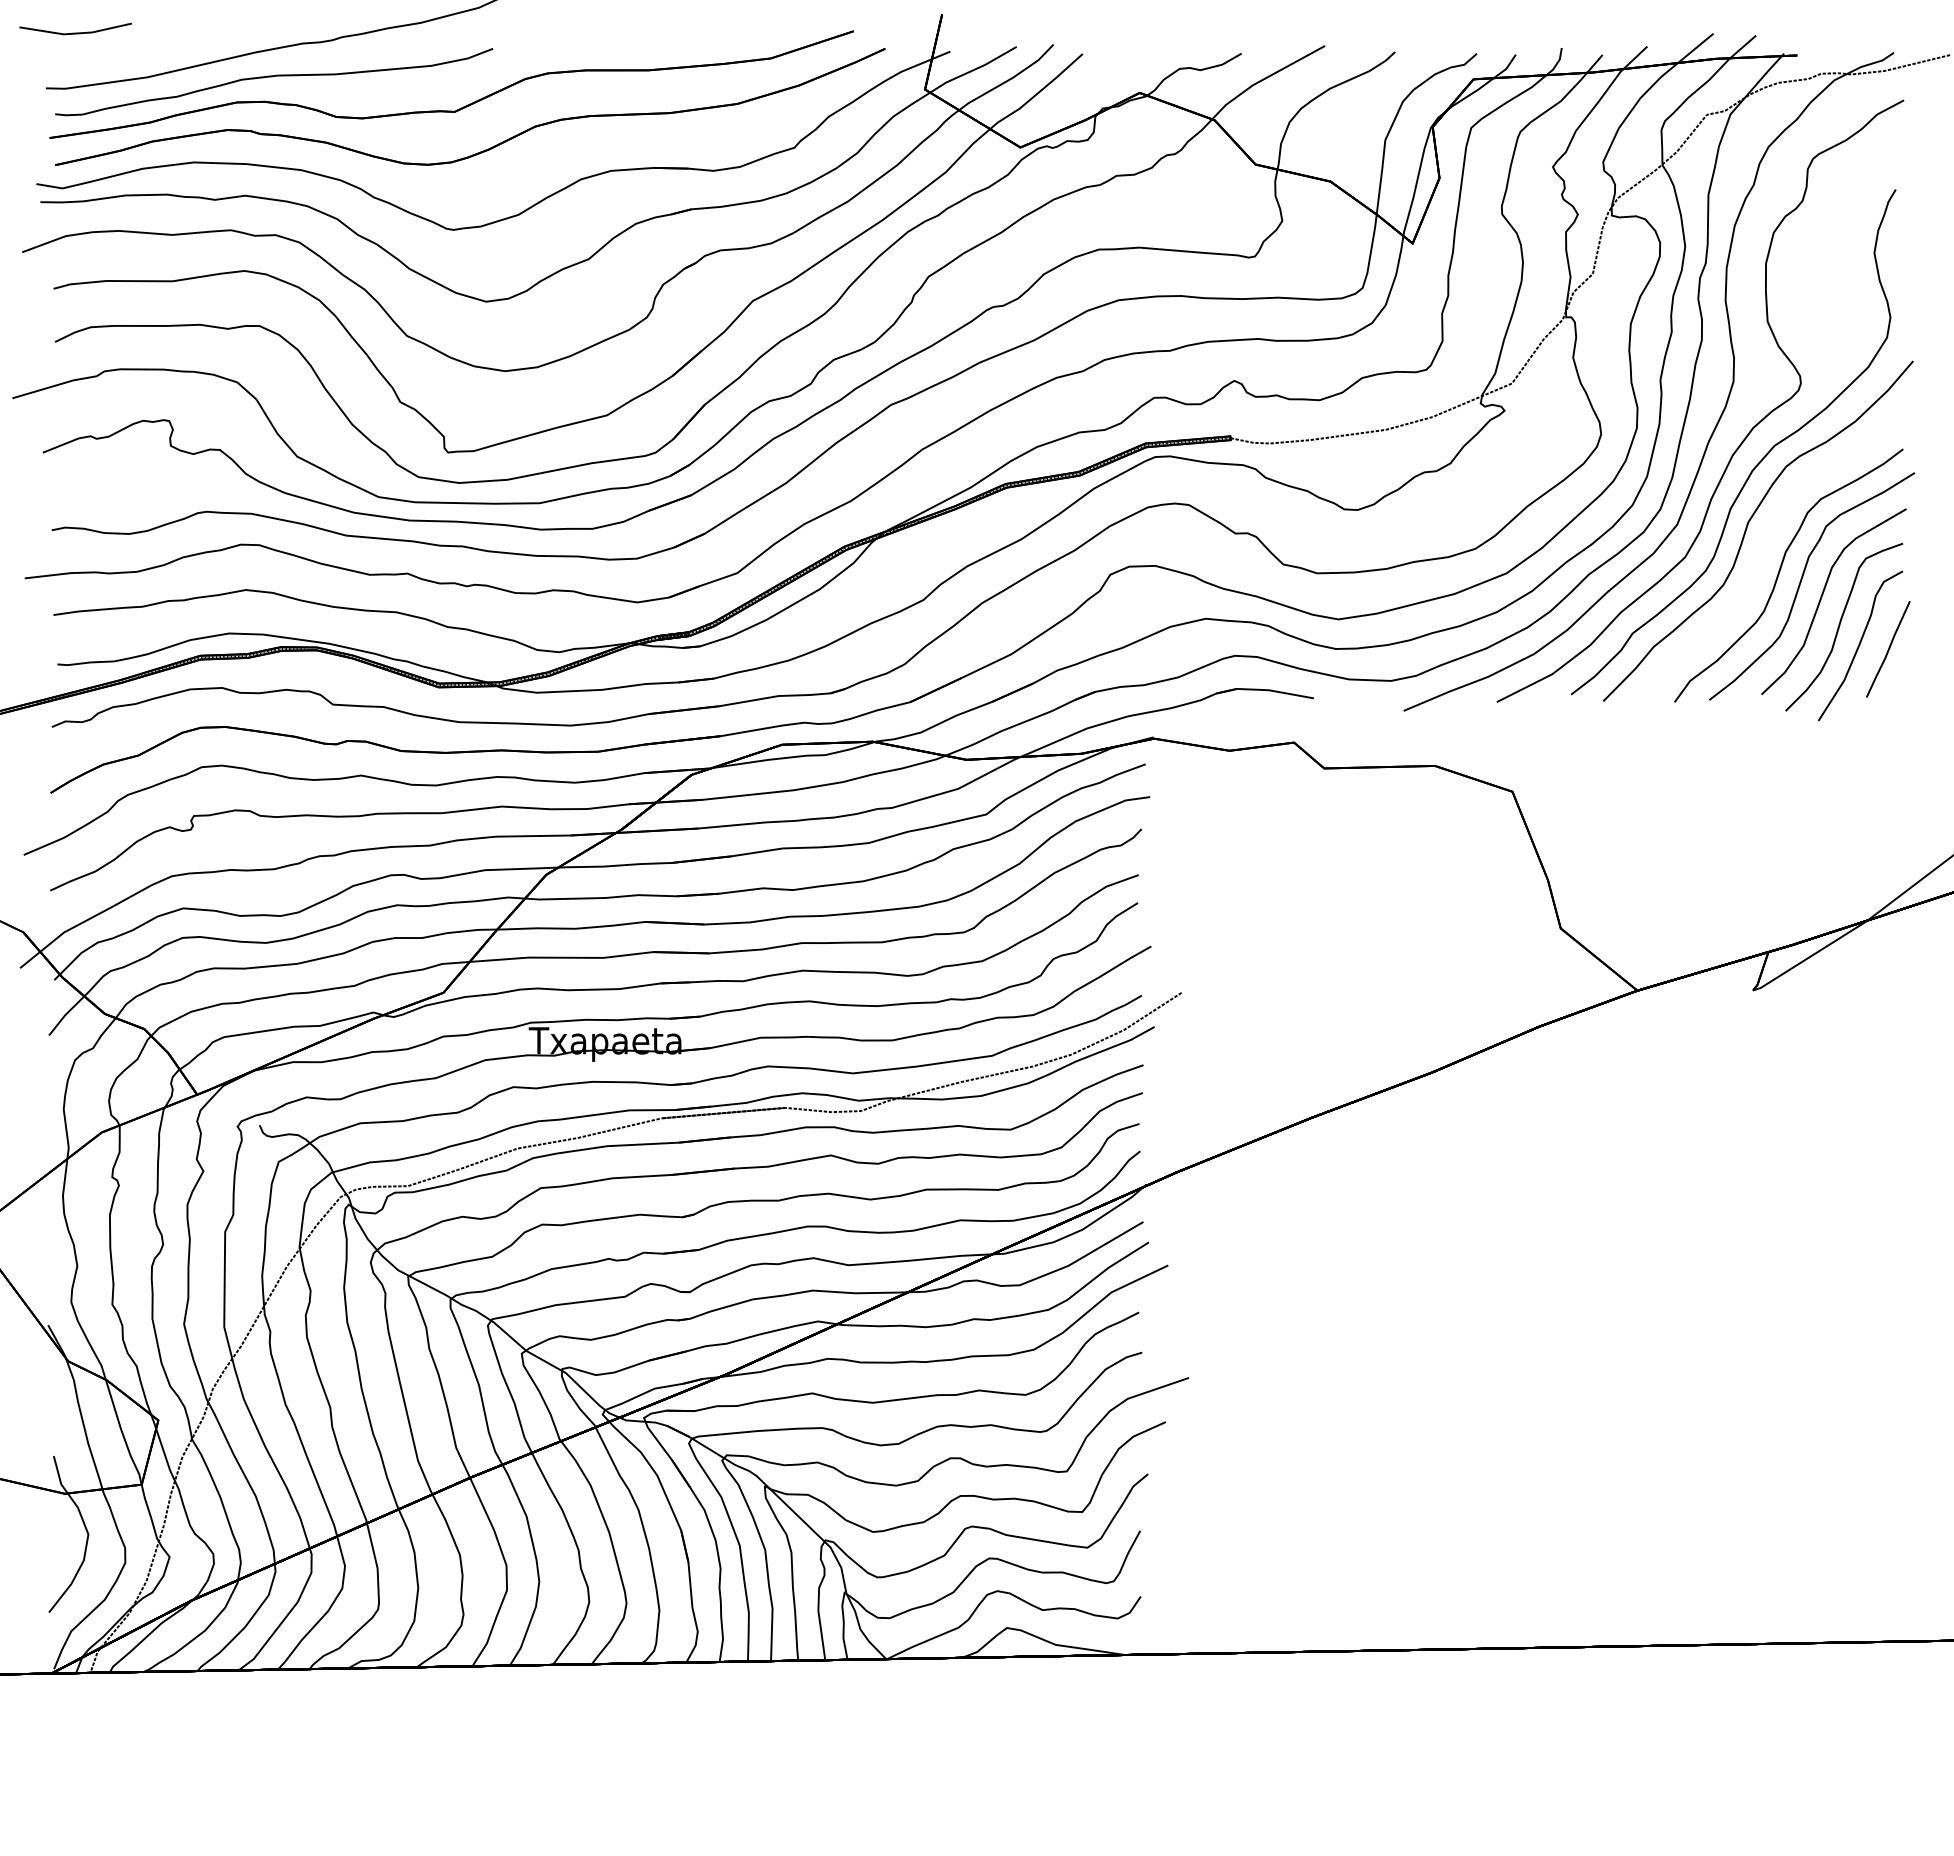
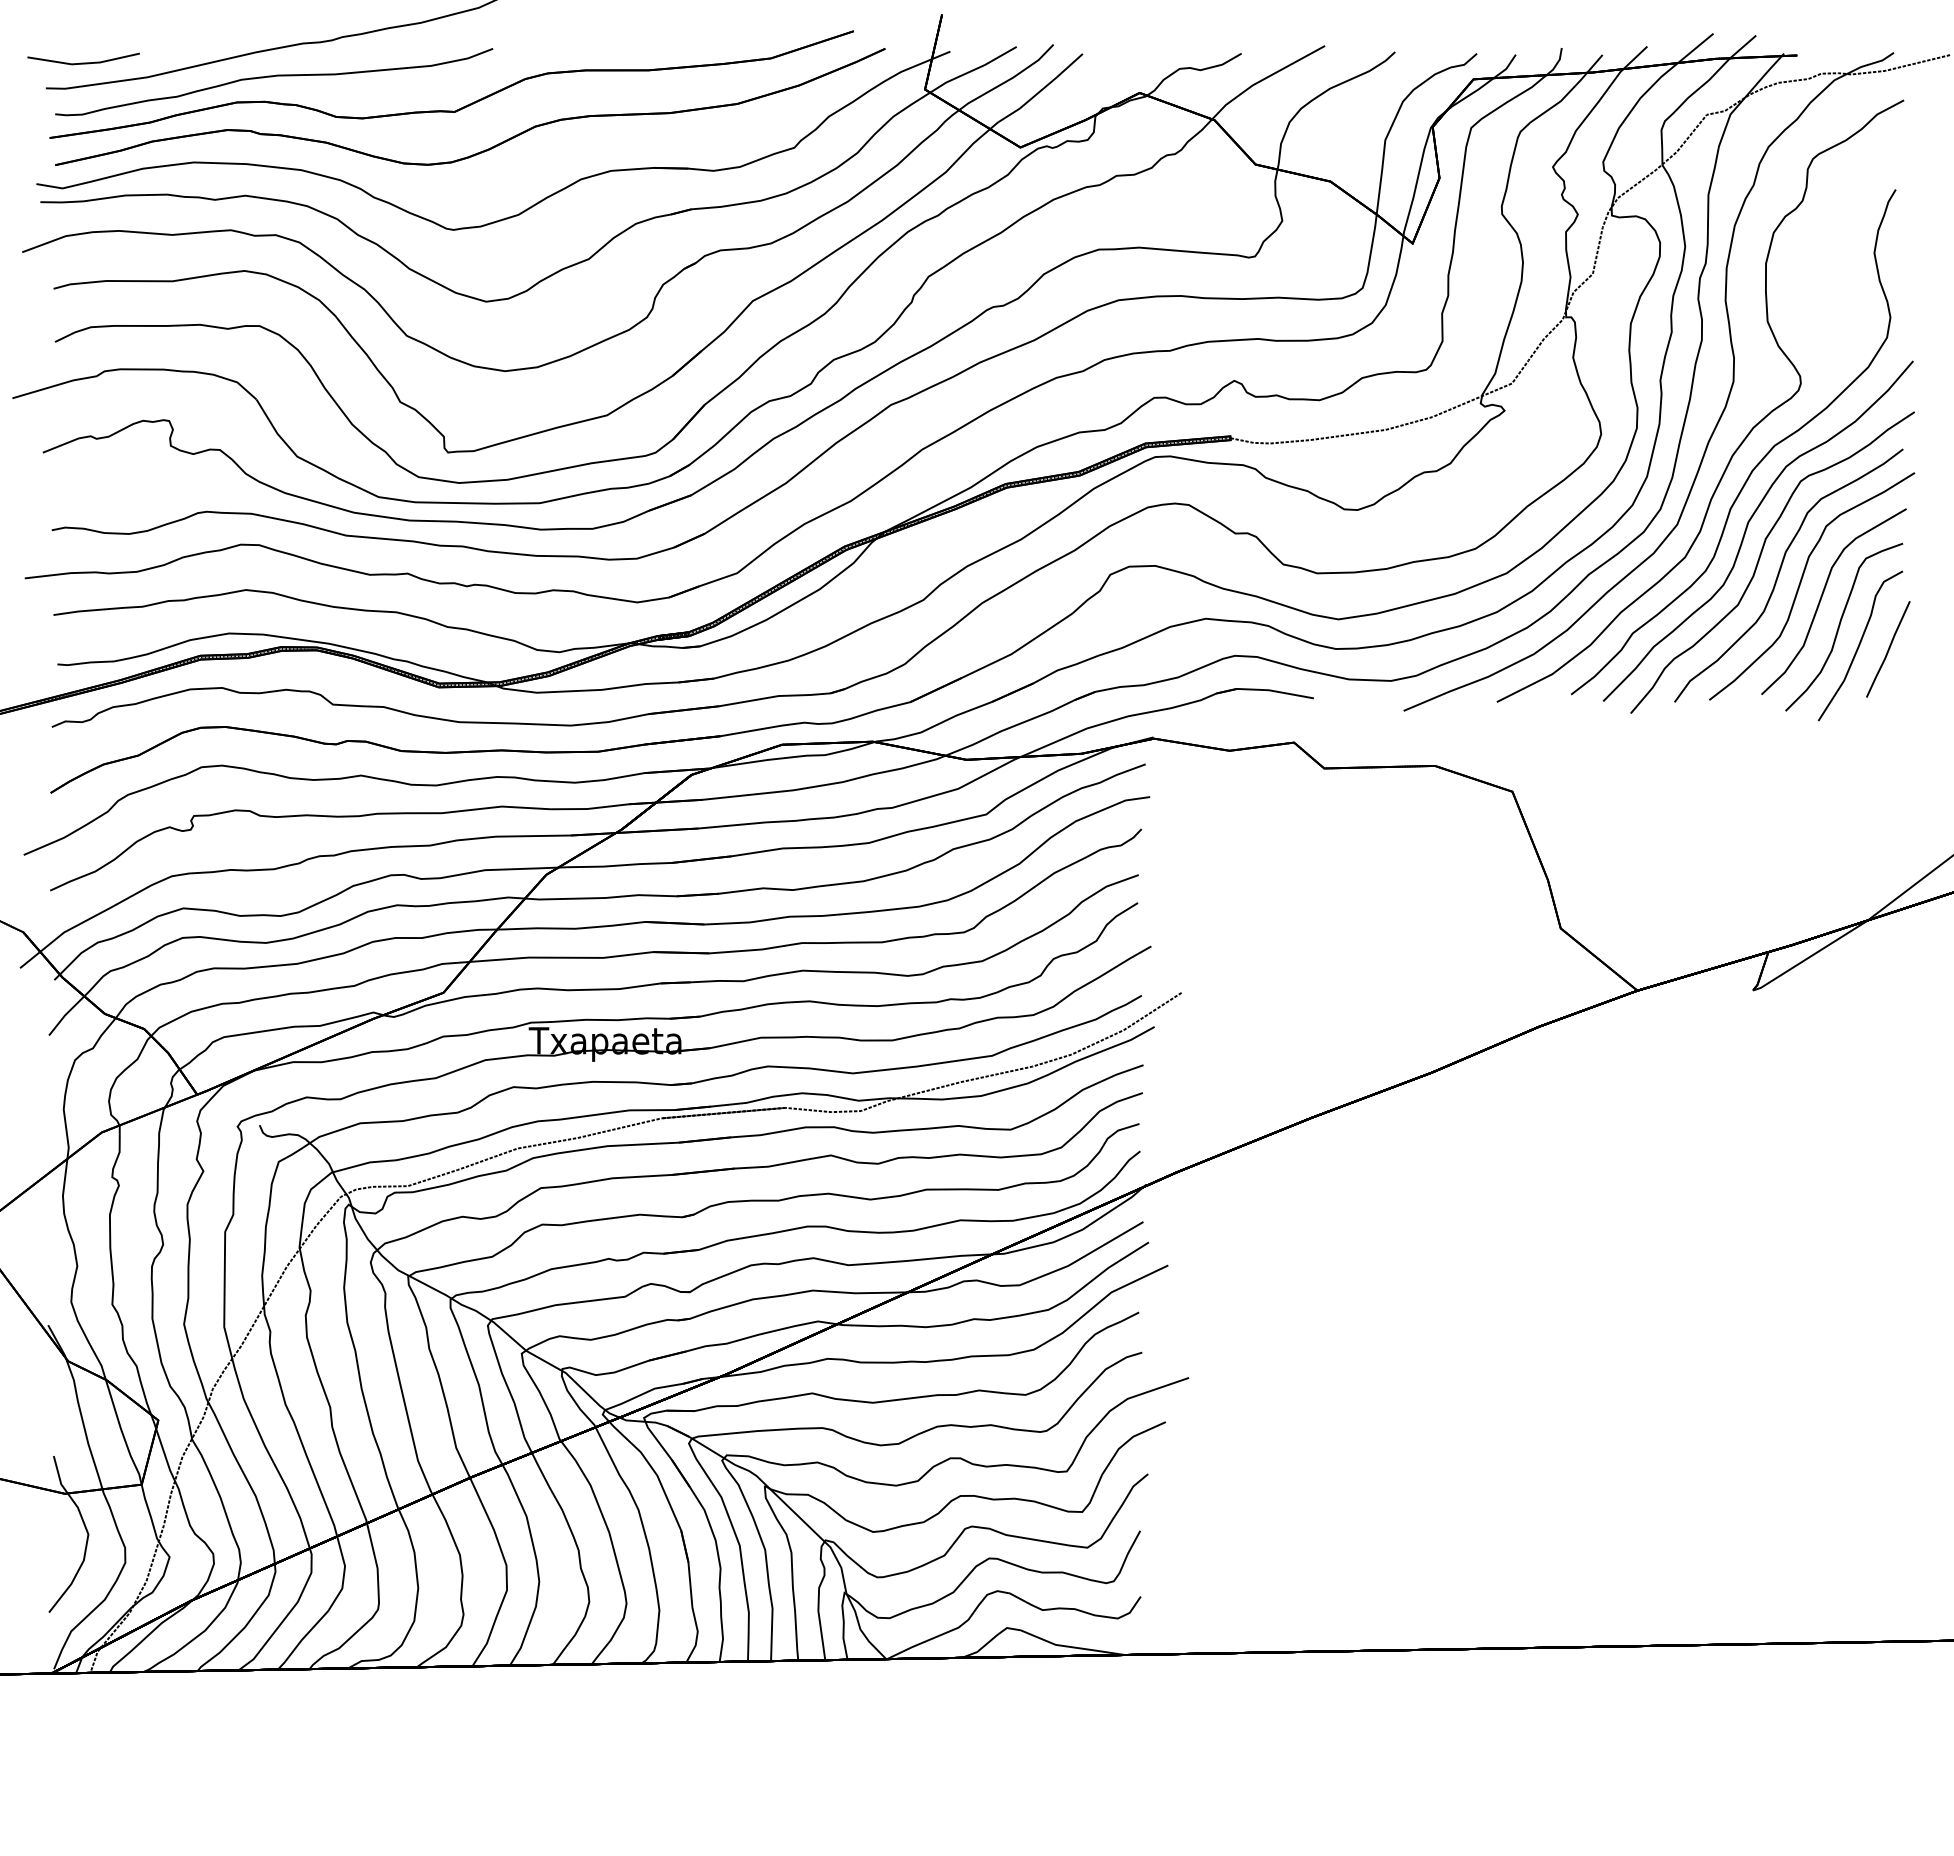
line position: (75, 32) -> (83, 62) (83, 62)
part: none -> present (1760, 558)
